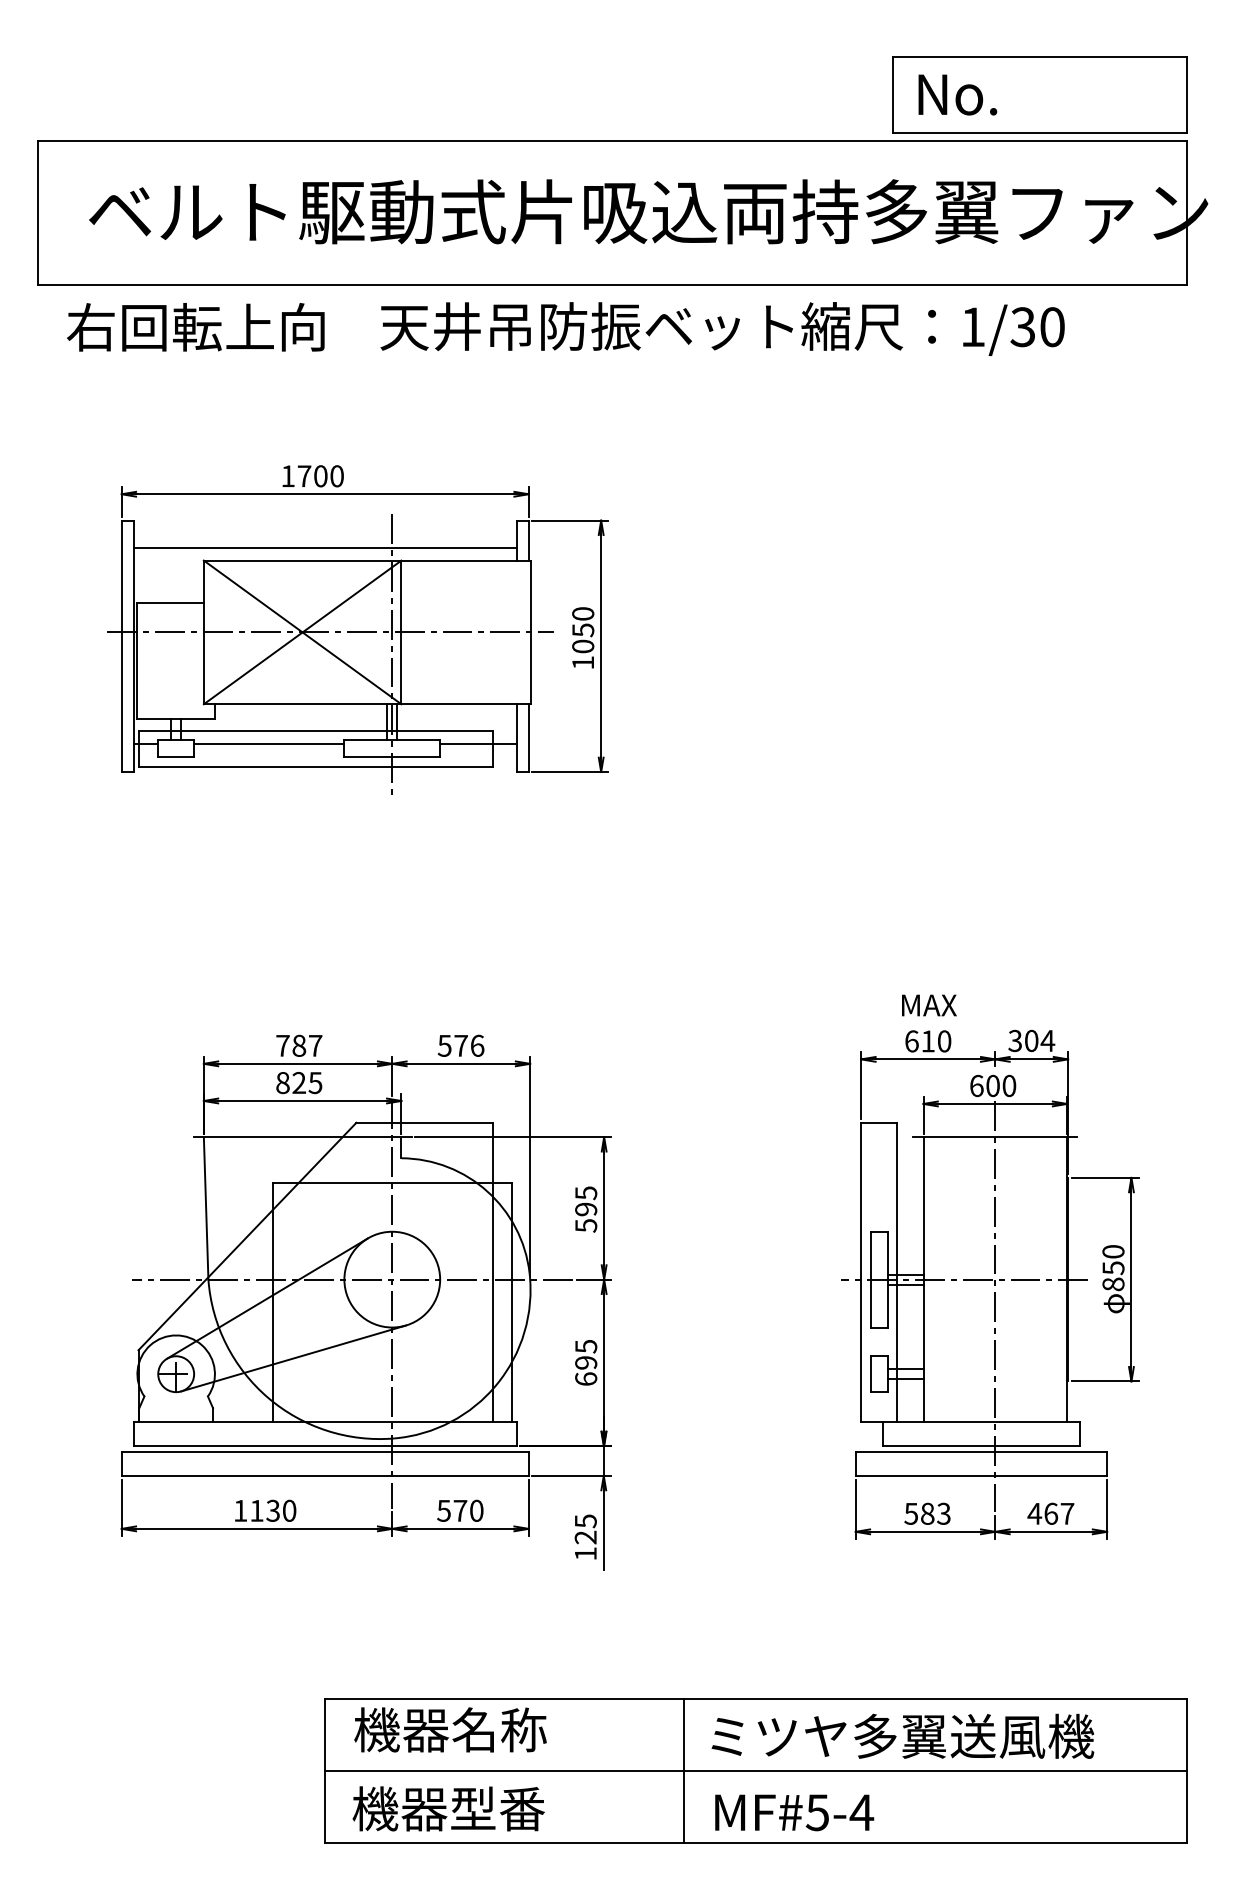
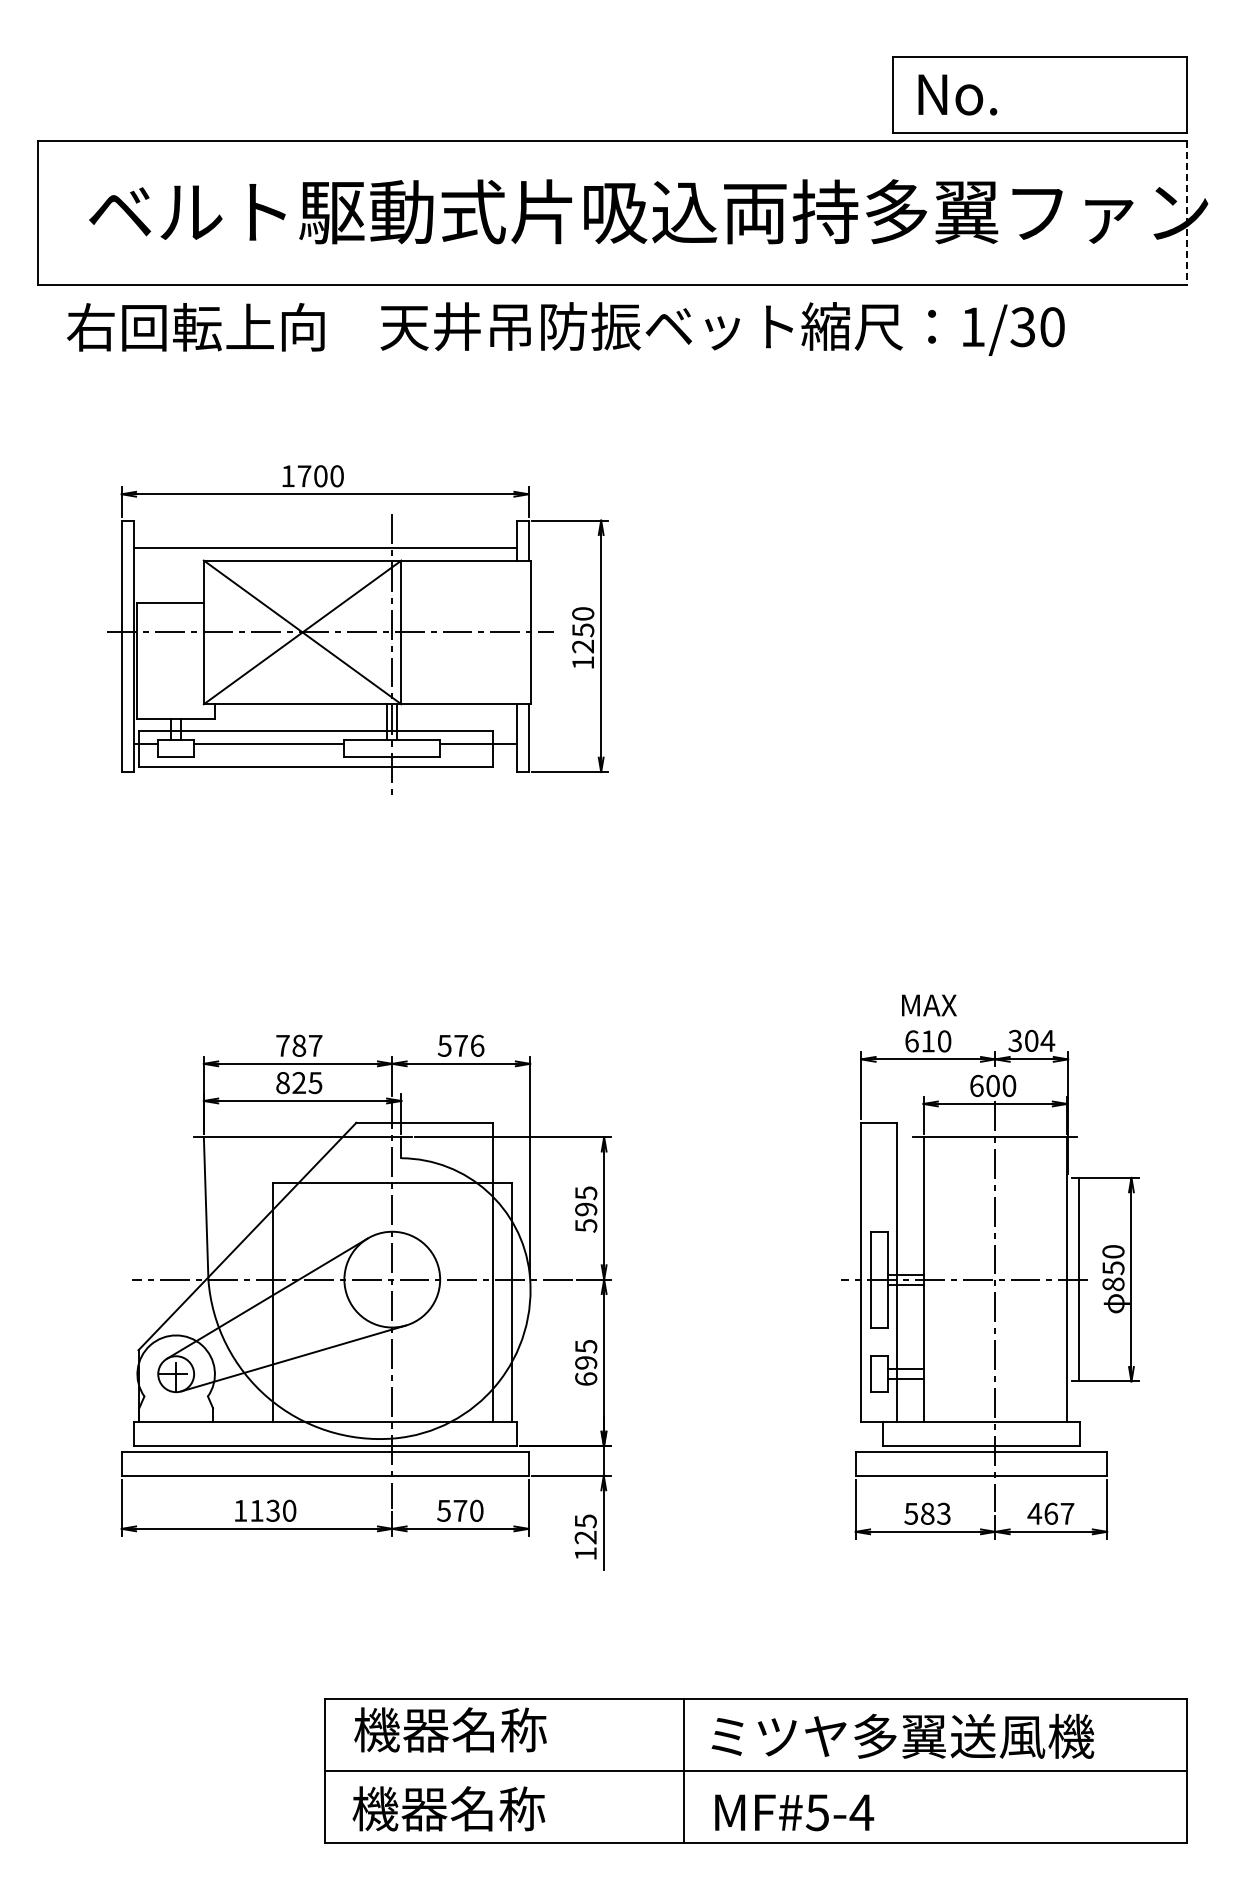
line: solid -> dashed (1186, 213)
text: 1050 -> 1250 (583, 646)
line position: (1068, 1279) -> (1079, 1279) (1079, 1279)
text: 機器型番 -> 機器名称 (497, 1808)
